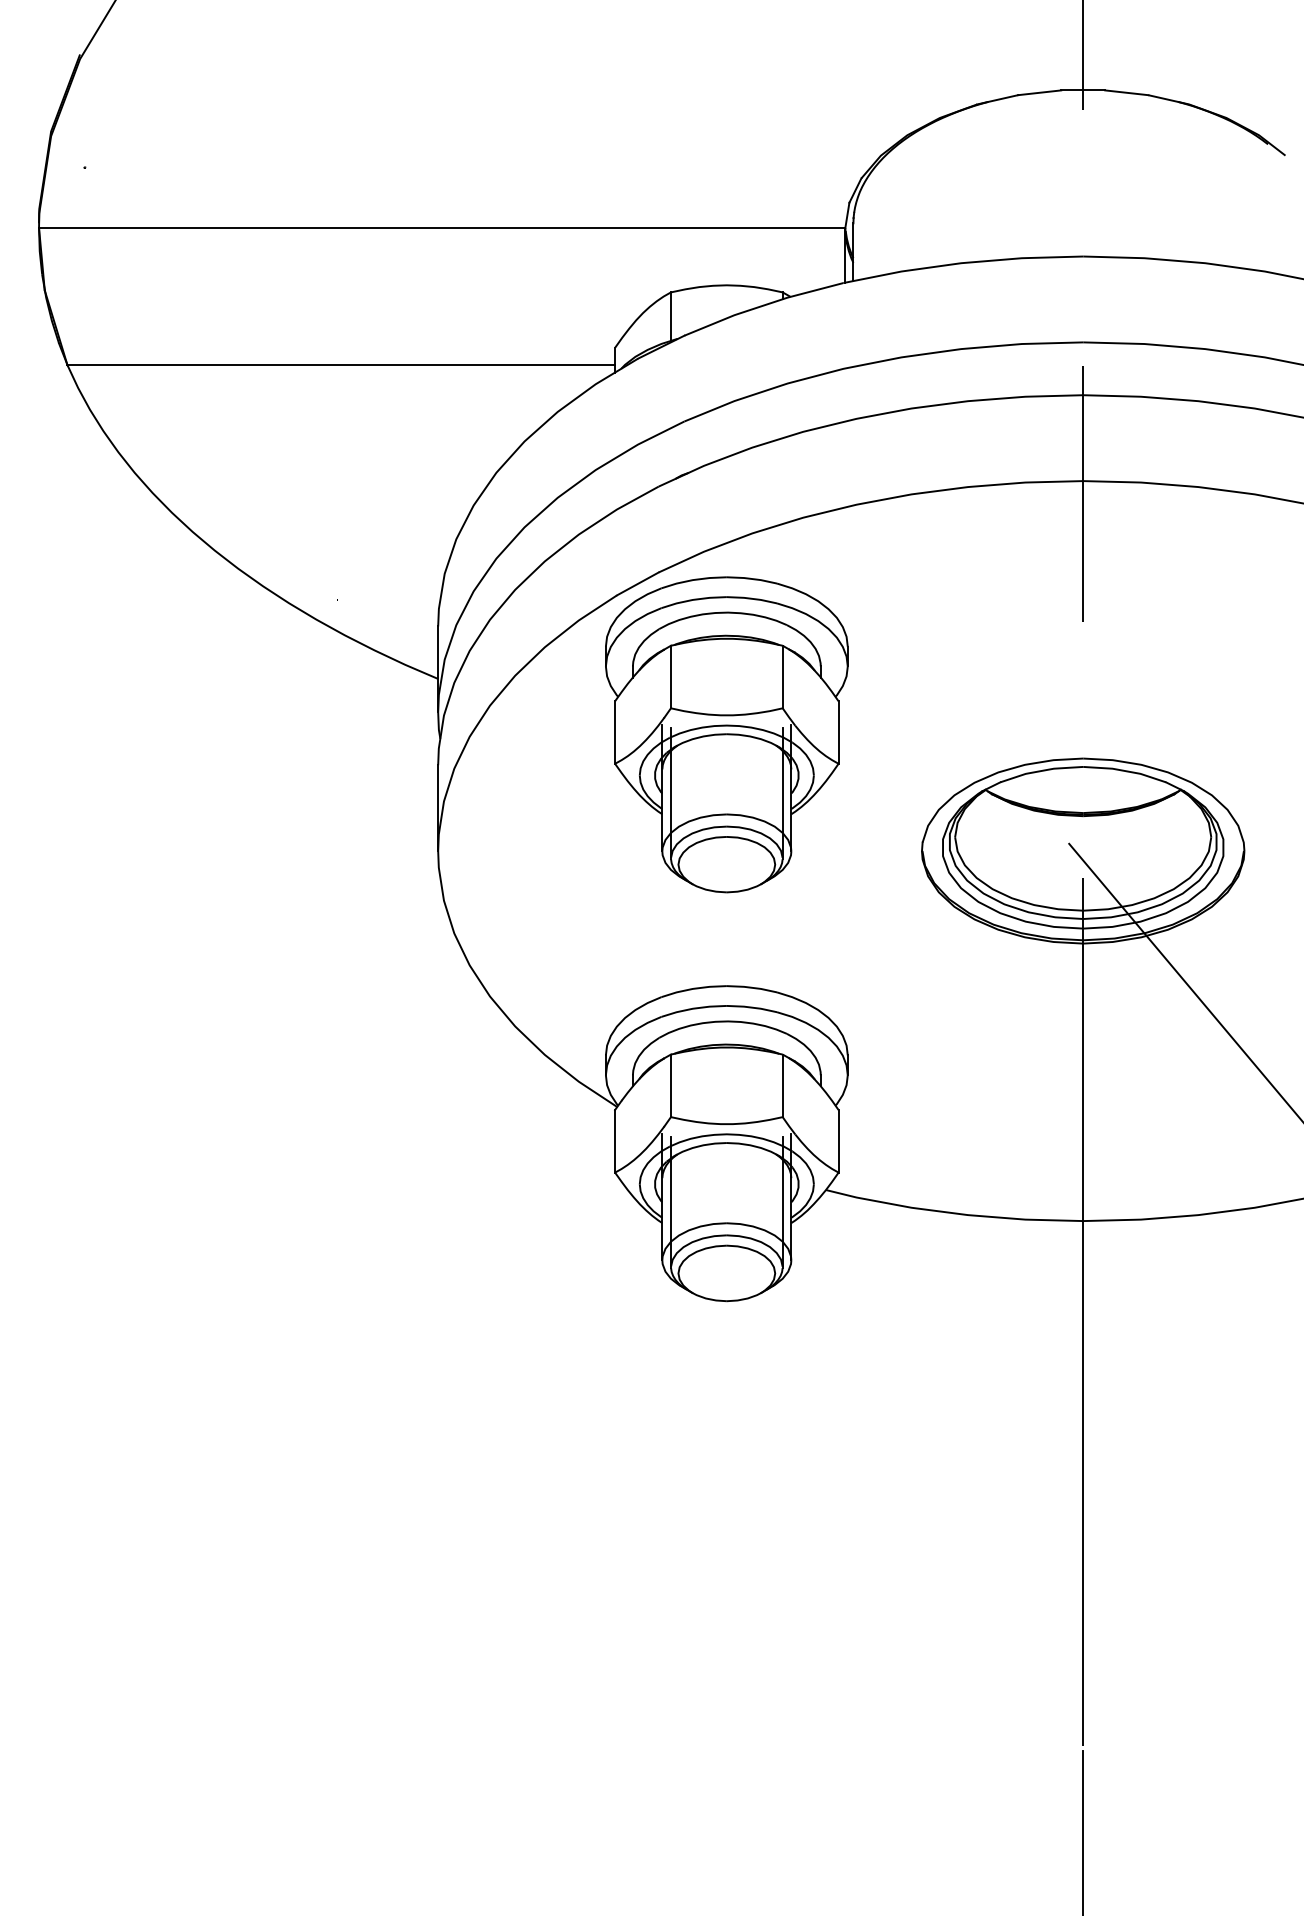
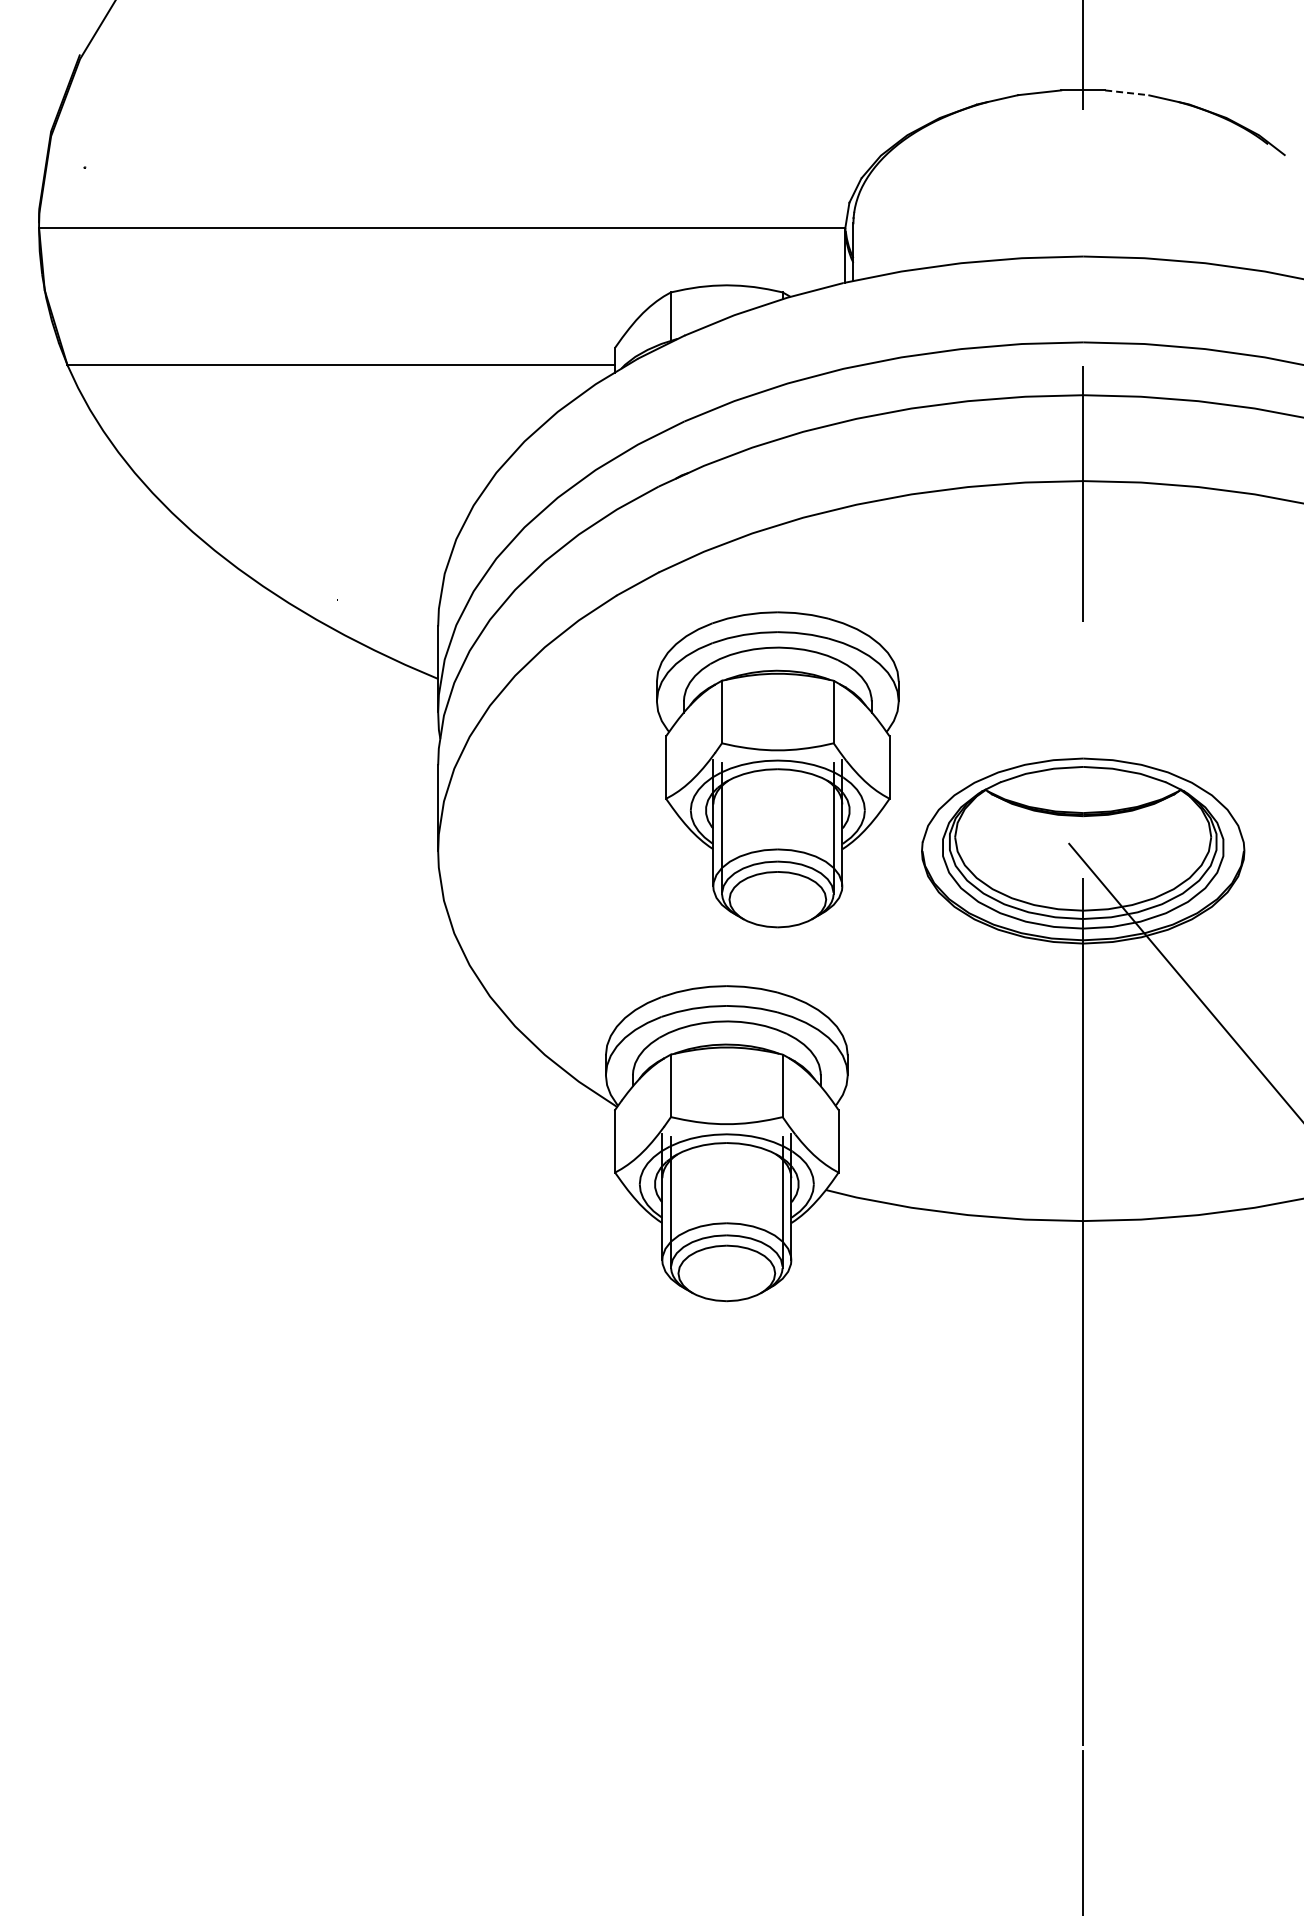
line: solid -> dashed (1126, 92)
part position: (726, 734) -> (777, 769) (777, 769)
